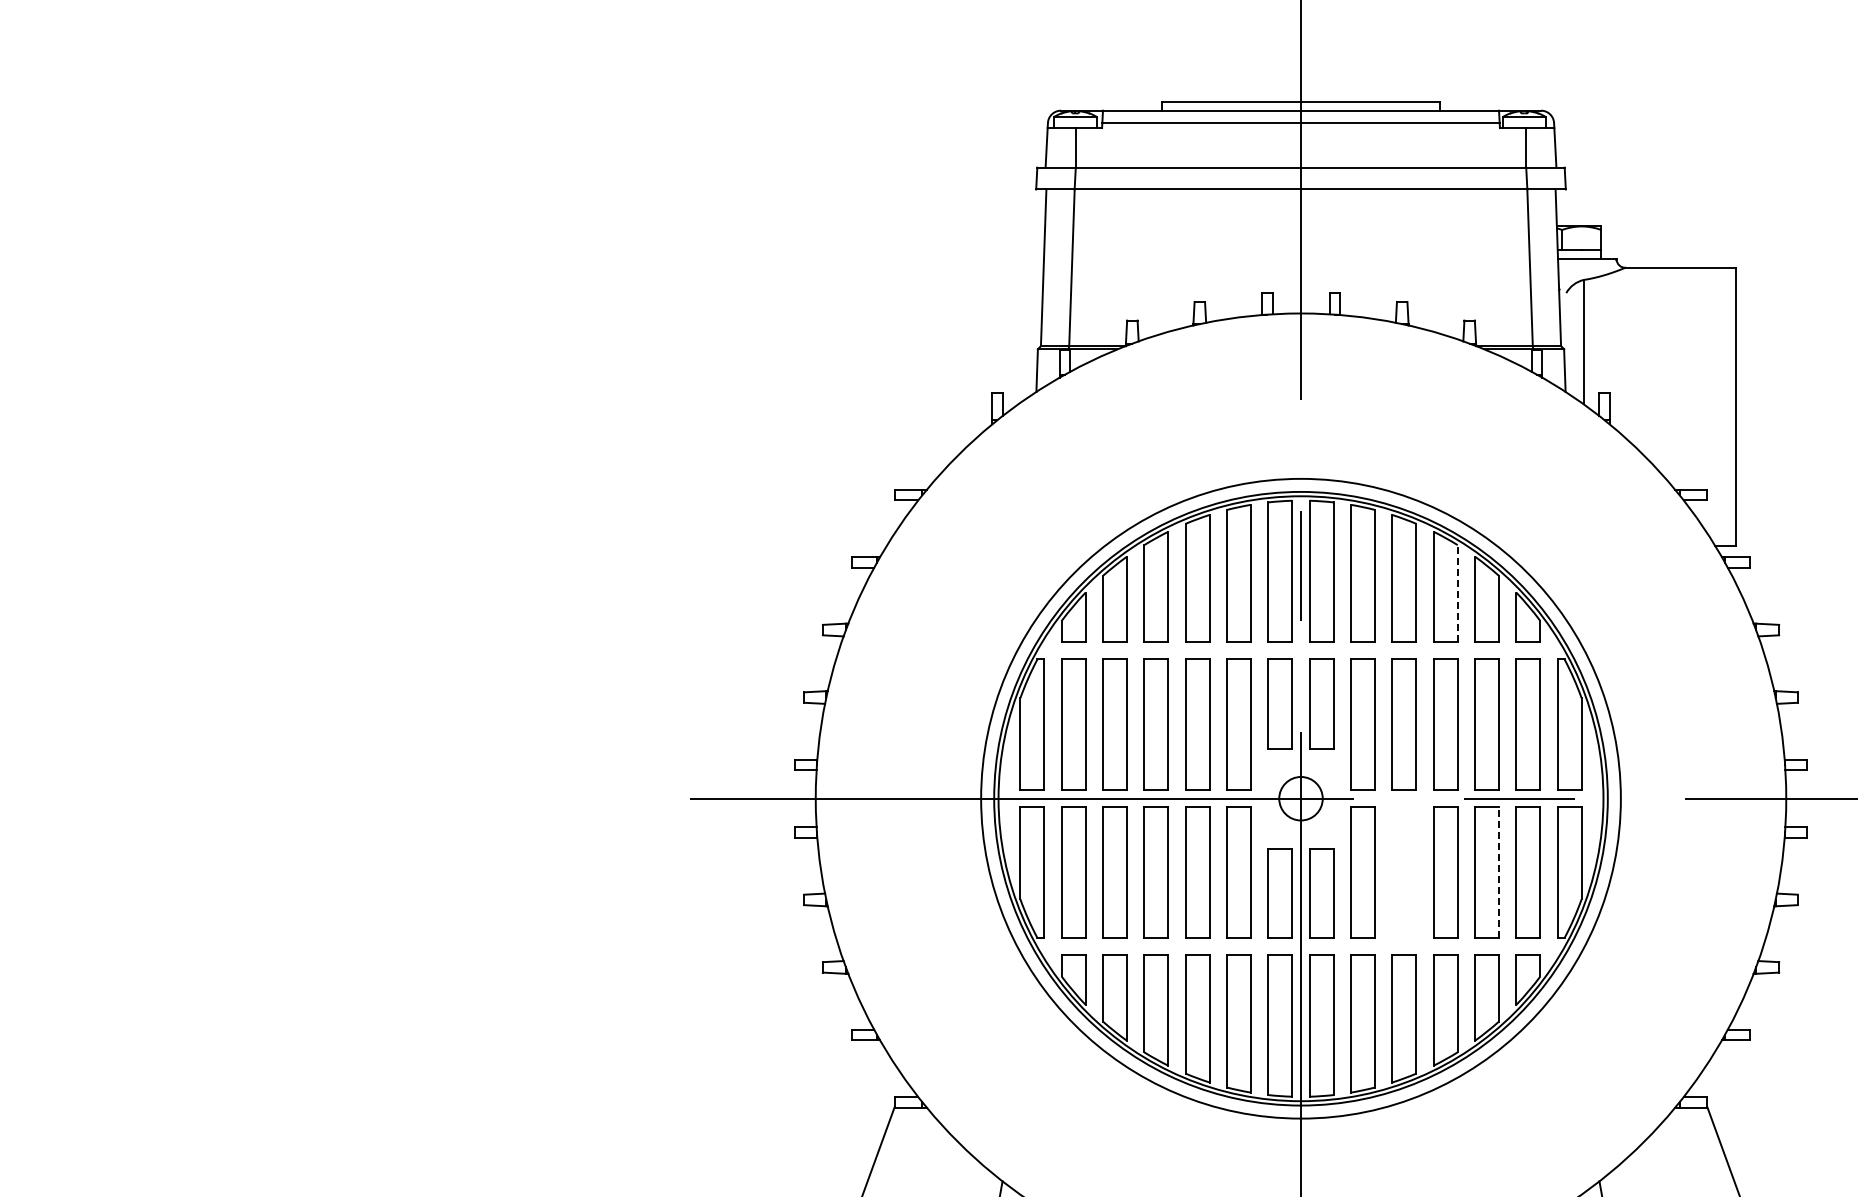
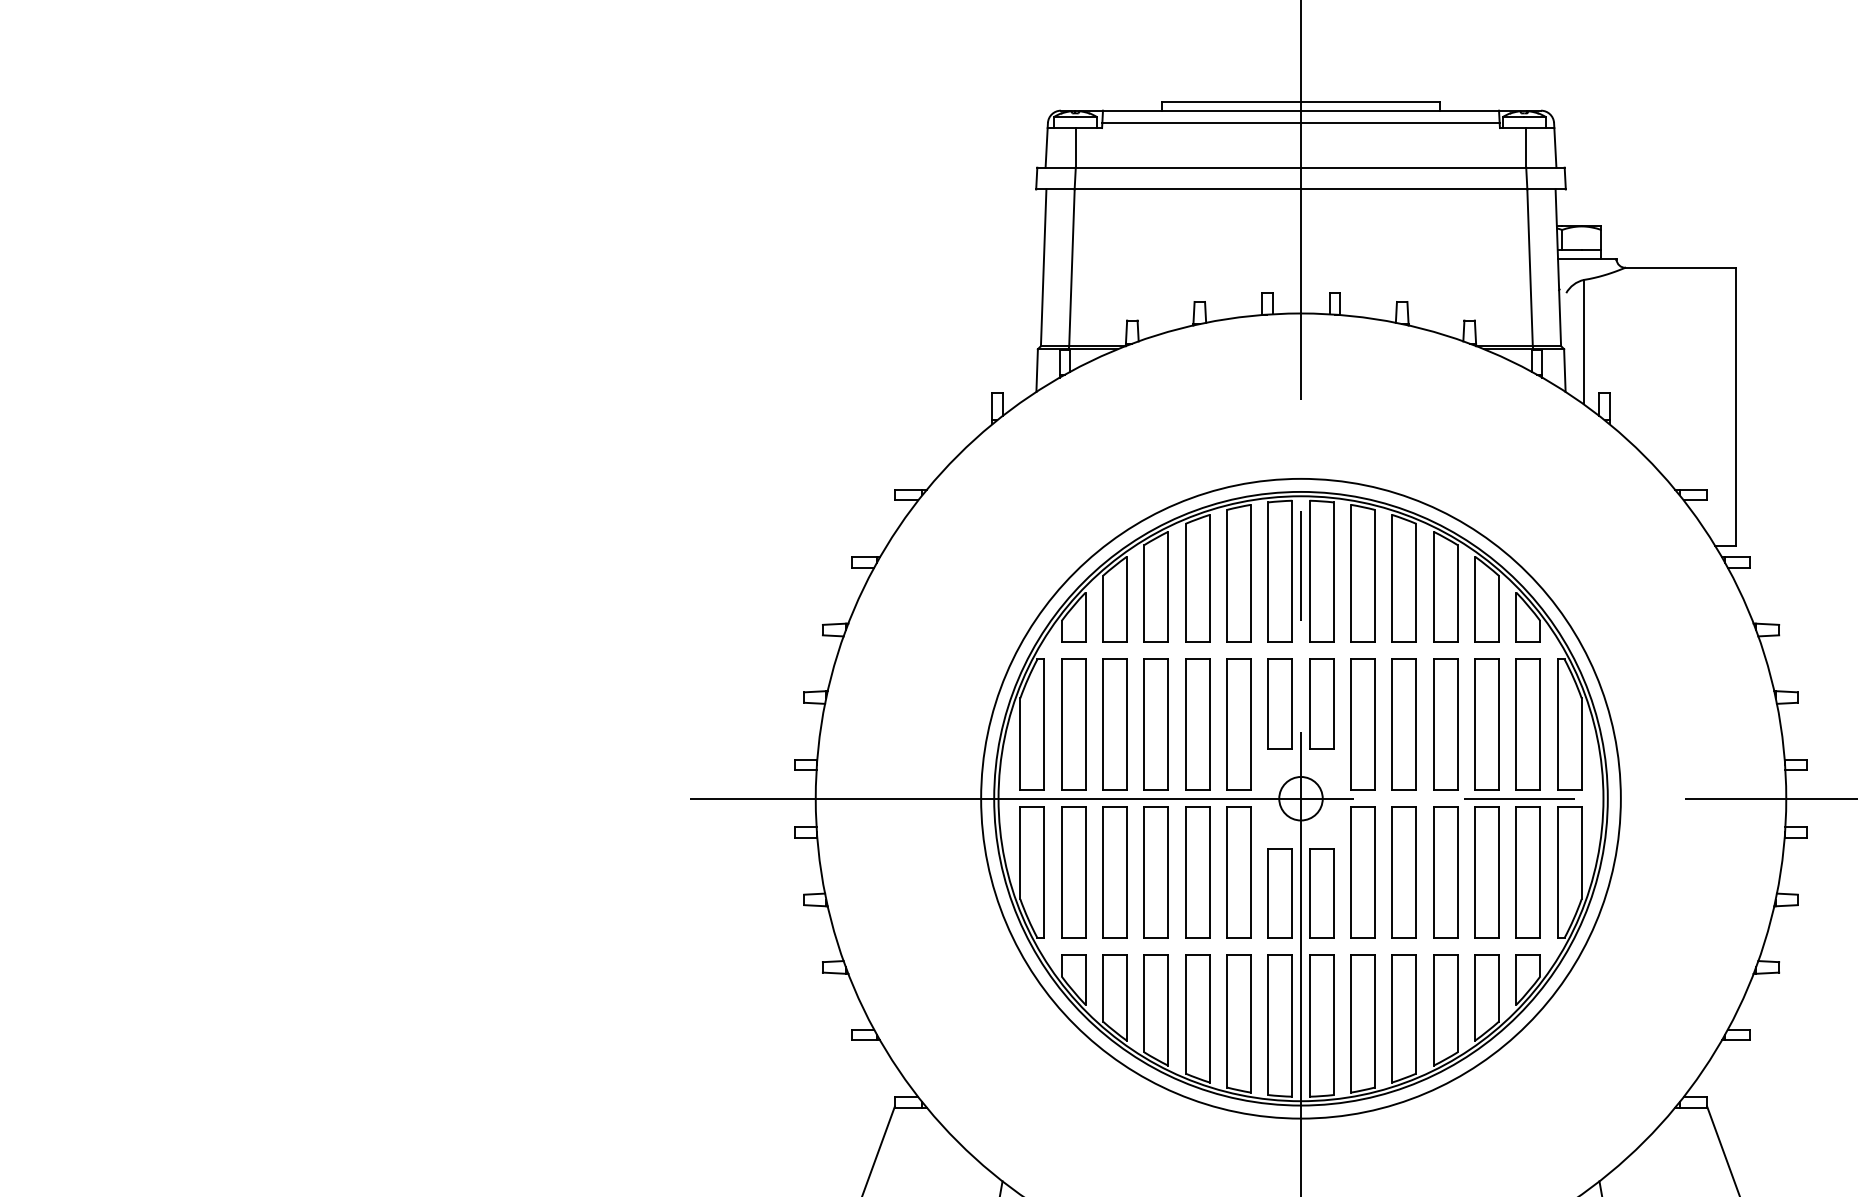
line: dashed -> solid (1457, 593)
part: none -> present (1403, 872)
line: dashed -> solid (1499, 872)
